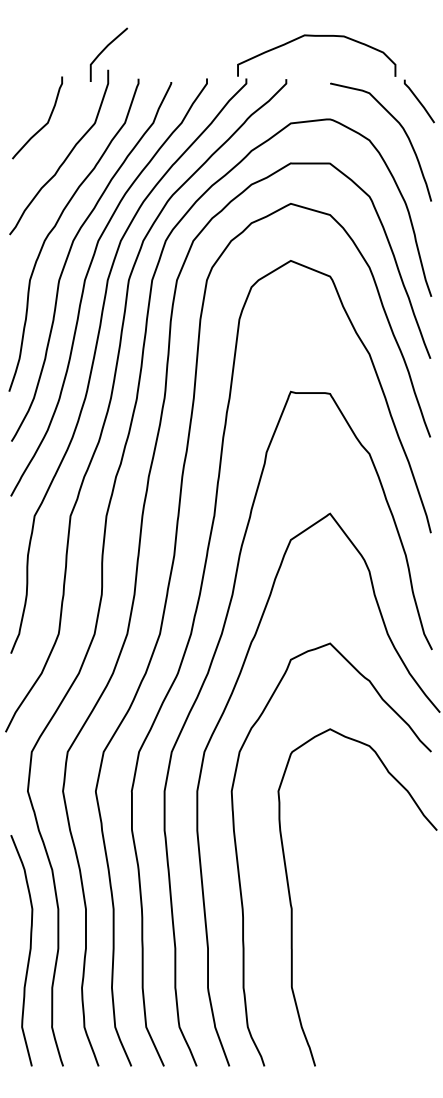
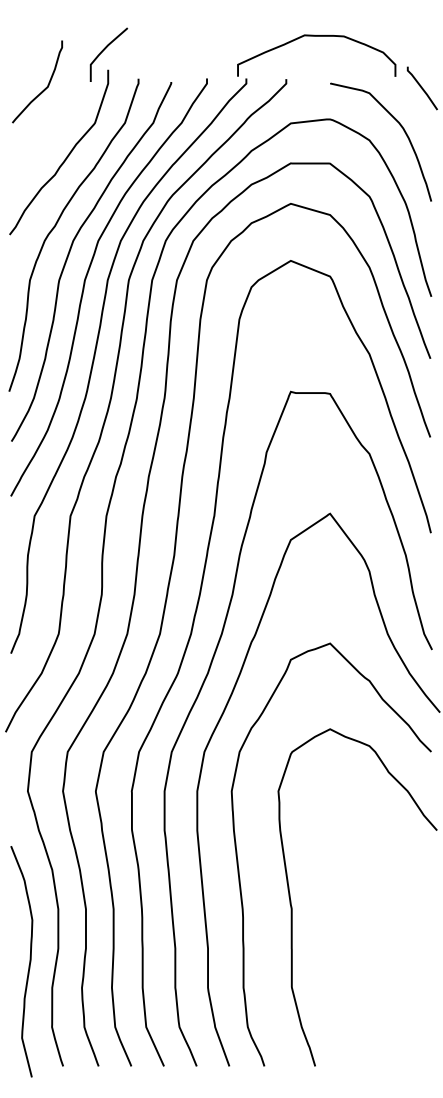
curve position: (418, 101) -> (421, 88) (421, 88)
curve position: (44, 124) -> (44, 88) (44, 88)
curve position: (29, 950) -> (29, 961) (29, 961)
